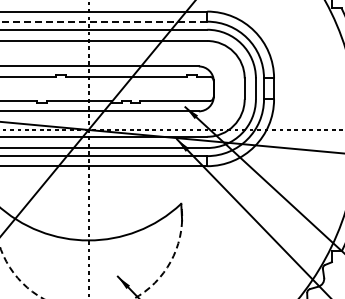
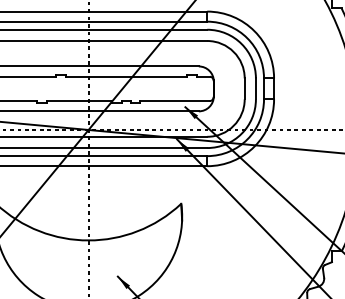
line: dashed -> solid (103, 21)
arc: dashed -> solid (152, 285)
